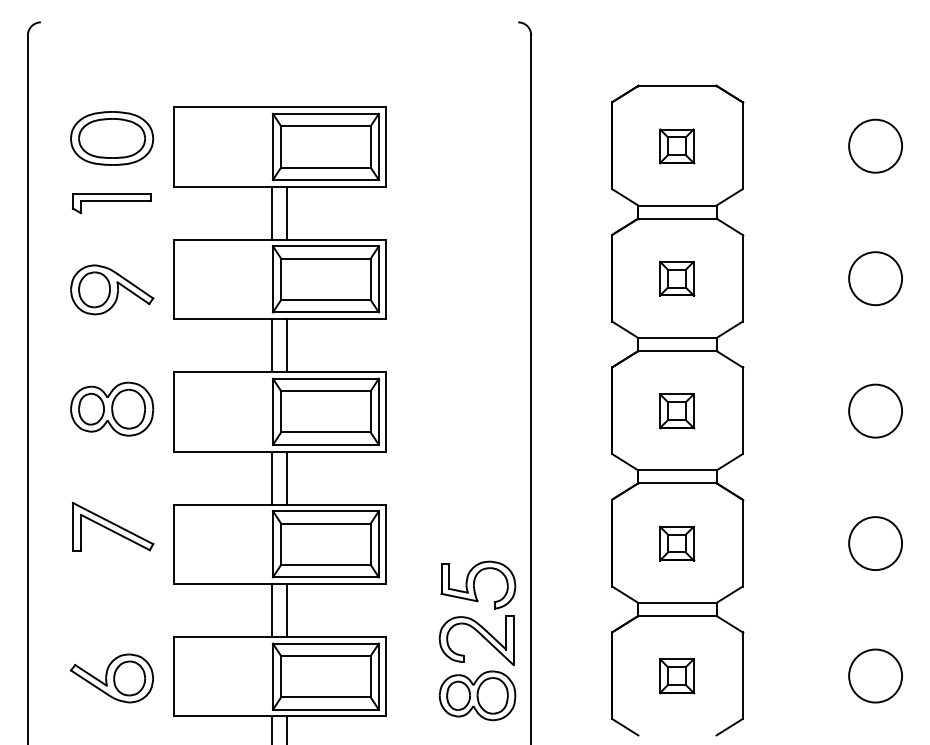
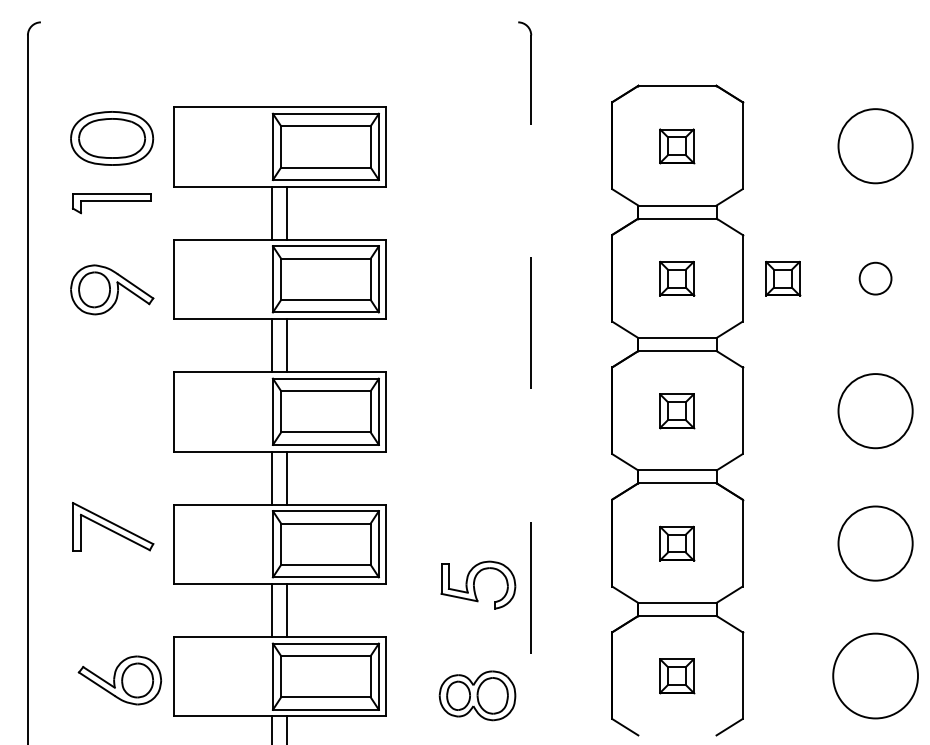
circle diameter: 53 px -> 74 px (875, 146)
part: none -> present (783, 278)
circle diameter: 53 px -> 32 px (875, 278)
line: solid -> dashed (531, 389)
part: present -> none (112, 408)
circle diameter: 53 px -> 74 px (875, 411)
circle diameter: 53 px -> 74 px (875, 543)
part: present -> none (480, 635)
circle diameter: 53 px -> 85 px (875, 675)
part position: (111, 678) -> (119, 680) (119, 680)
